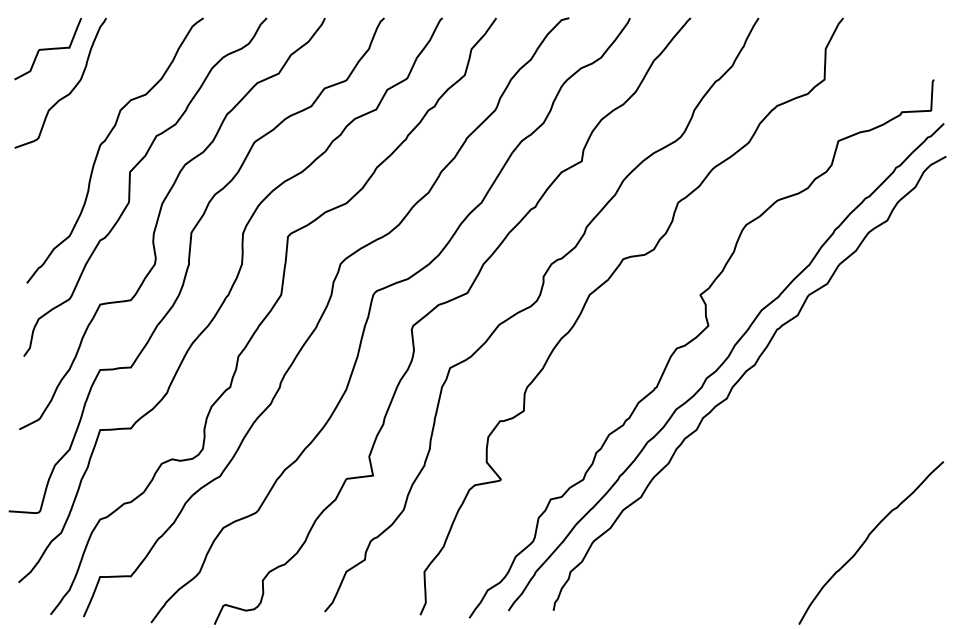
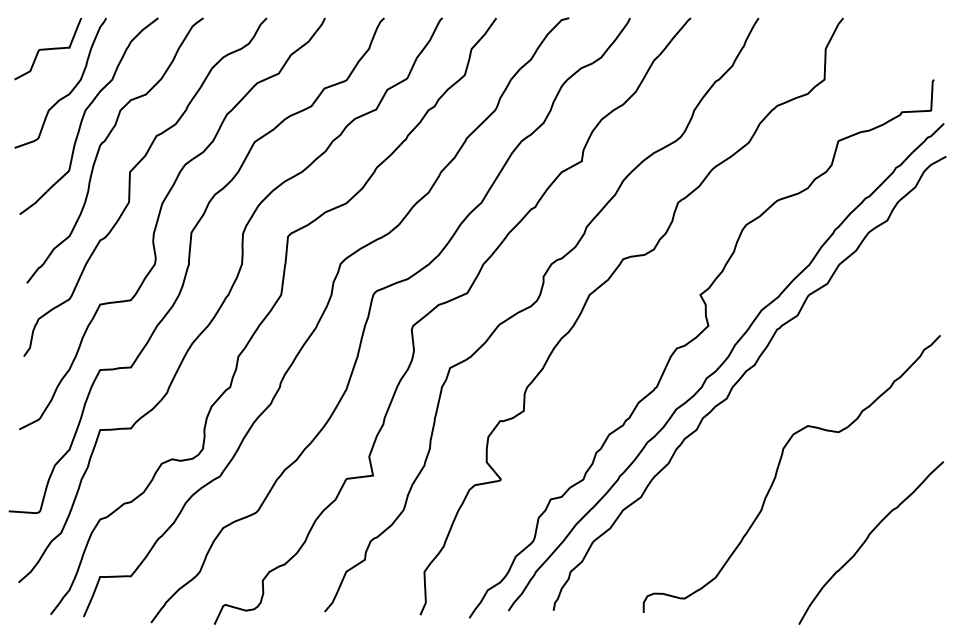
curve: none -> present (85, 113)
curve: none -> present (778, 469)
